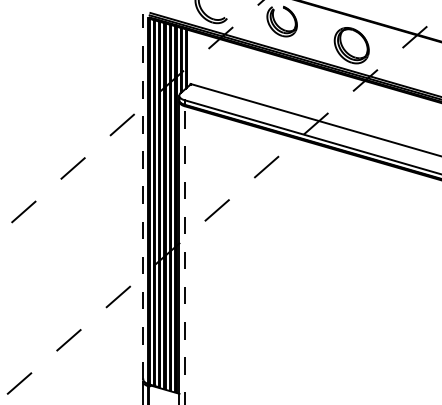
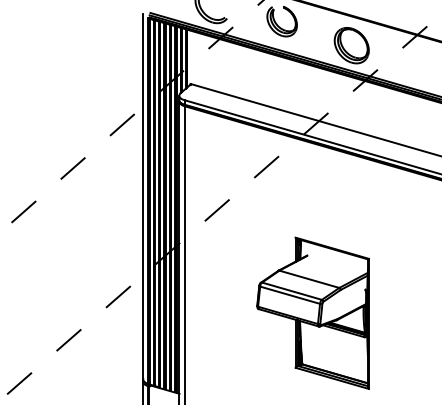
line: dashed -> solid (143, 196)
line: dashed -> solid (184, 255)
part: none -> present (312, 312)
